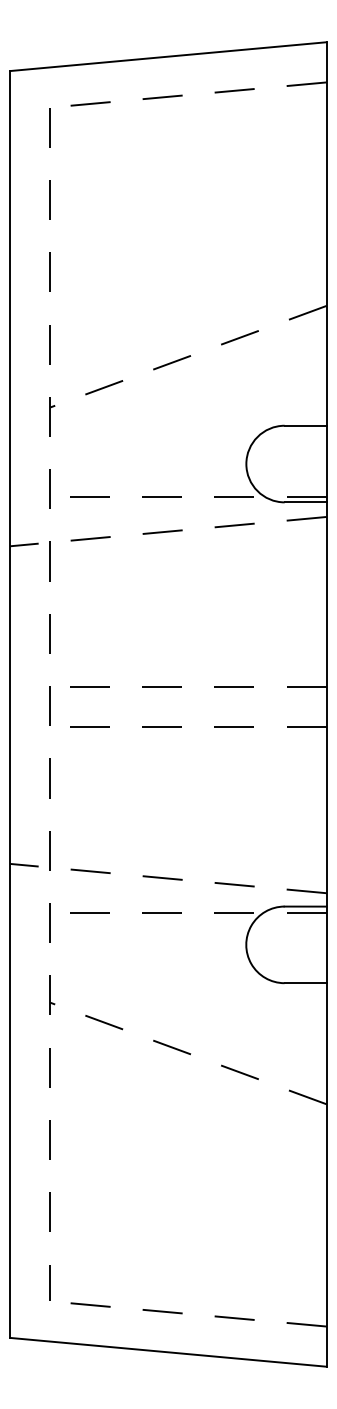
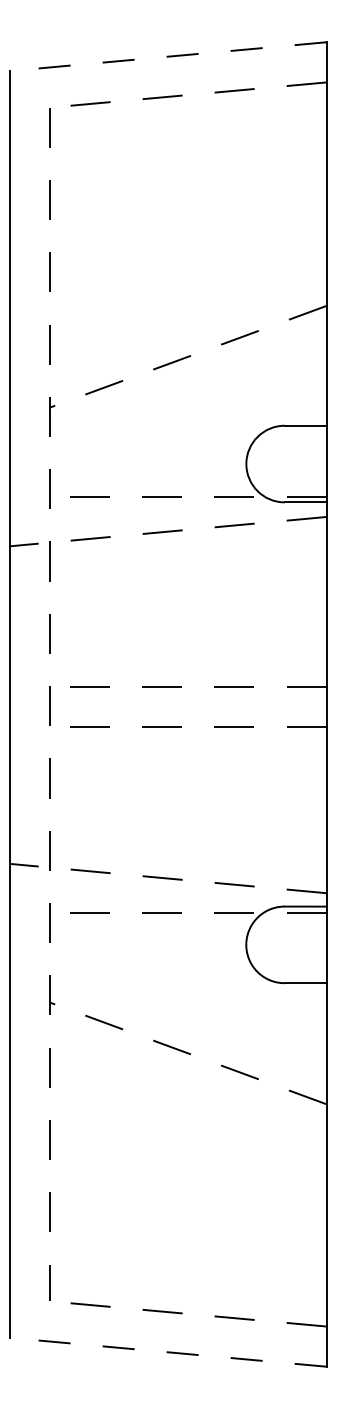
line: solid -> dashed (168, 56)
line: solid -> dashed (168, 1352)
